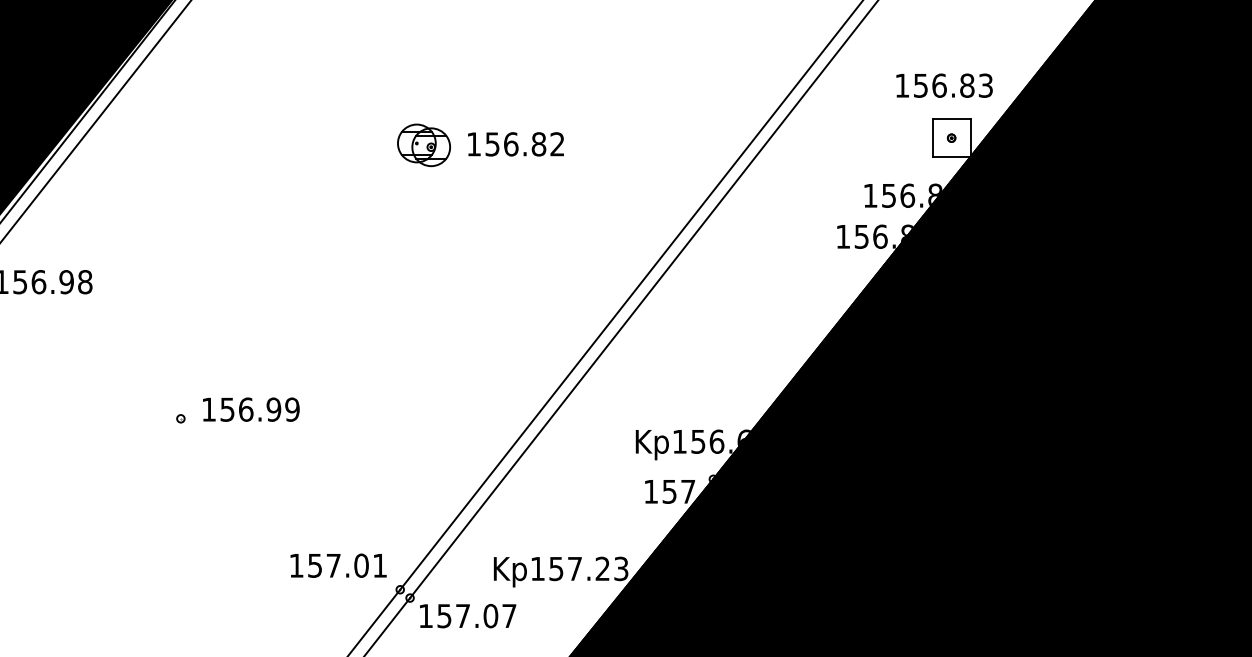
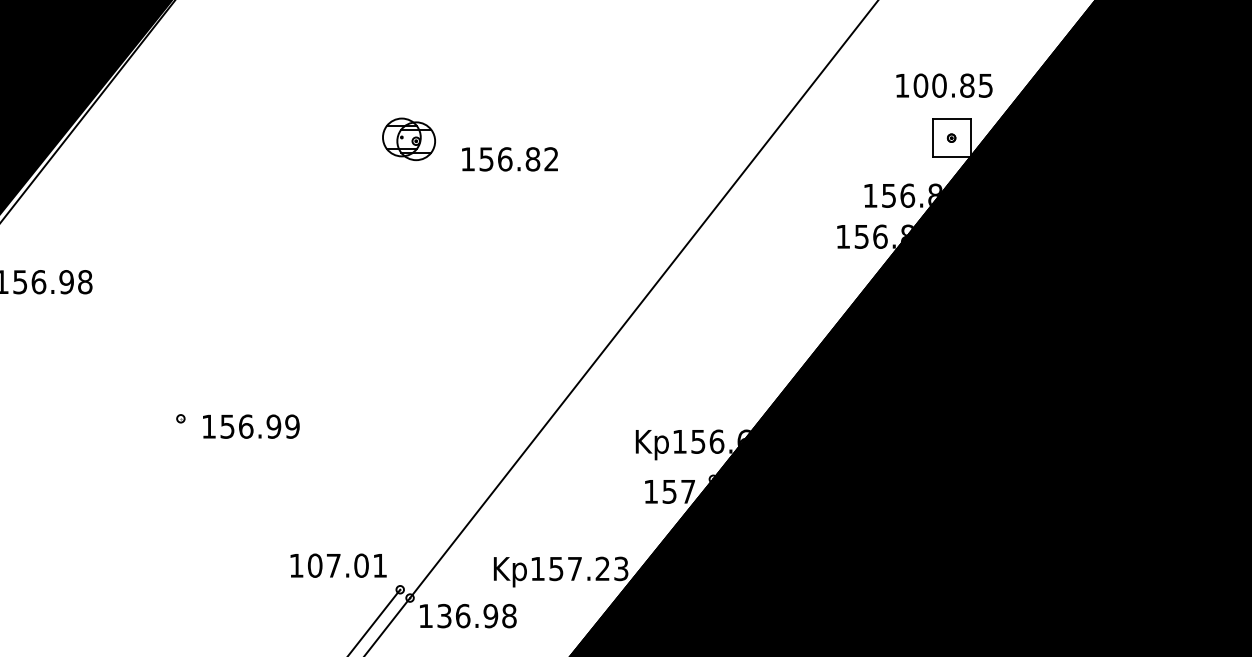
text: 156.83 -> 100.85 (952, 85)
line: present -> none (95, 121)
text position: (515, 144) -> (509, 159) (509, 159)
part position: (423, 145) -> (408, 139) (408, 139)
line: present -> none (630, 295)
text position: (251, 409) -> (251, 426) (251, 426)
text: 157.01 -> 107.01 (314, 565)
text: 157.07 -> 136.98 (477, 615)
